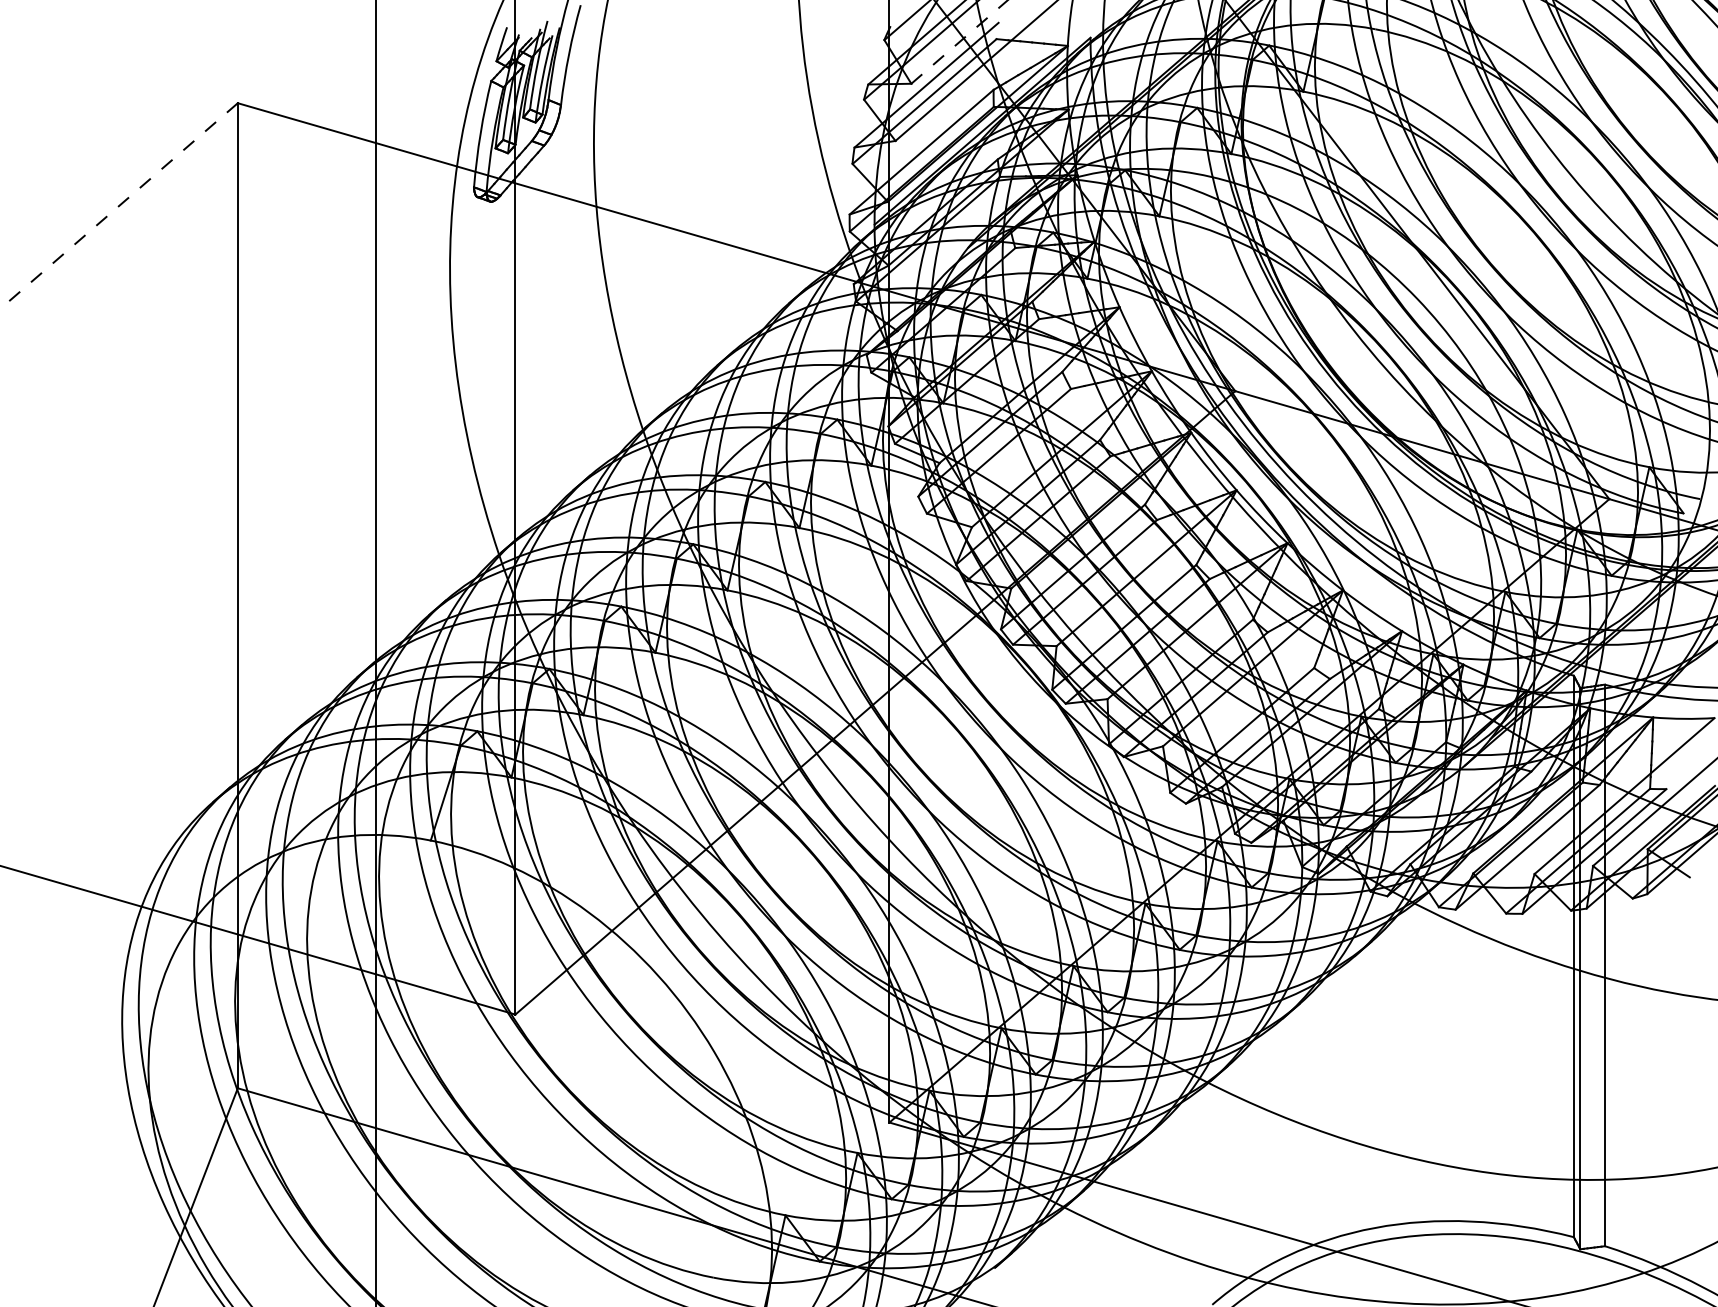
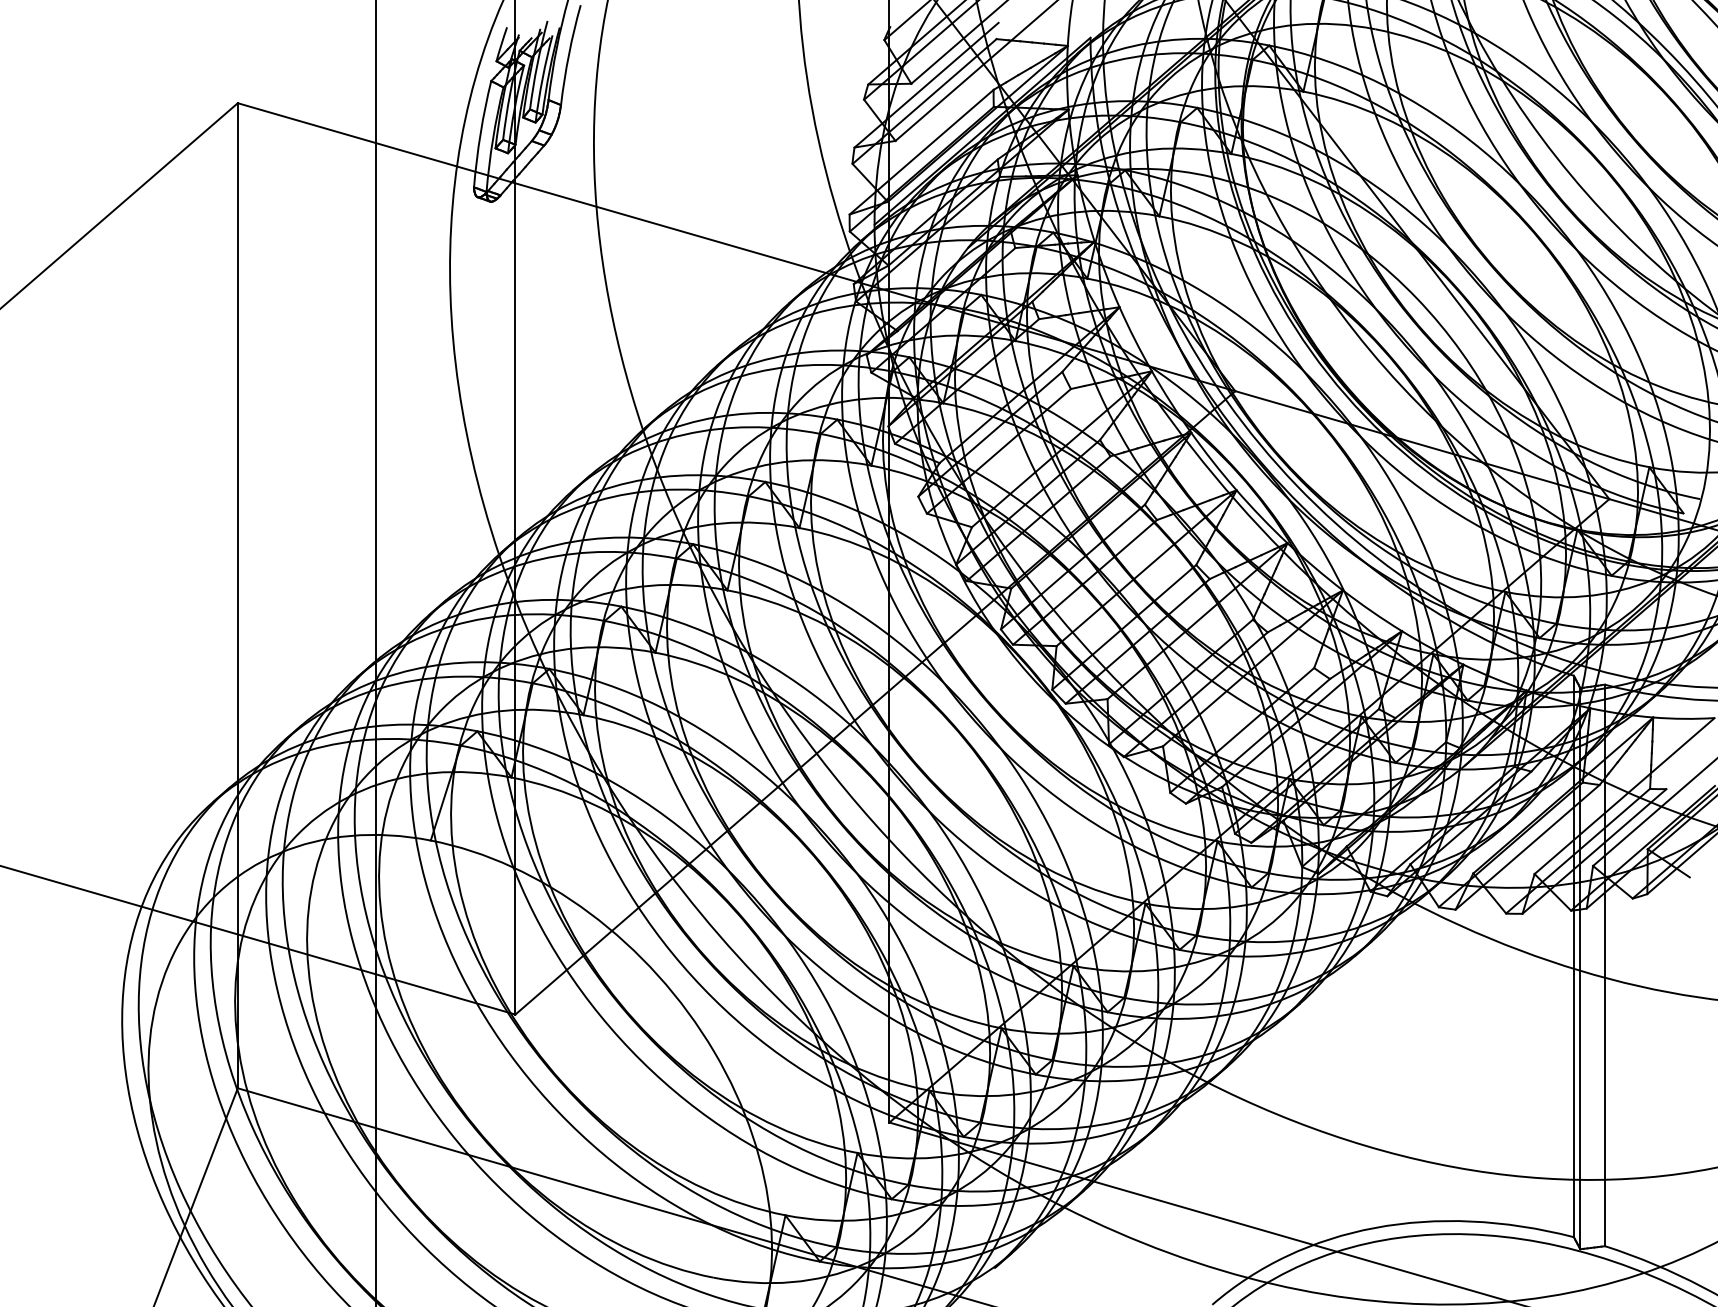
line: dashed -> solid (959, 42)
line: dashed -> solid (119, 205)
